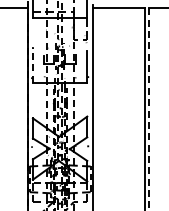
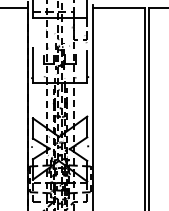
line: dashed -> solid (32, 64)
line: dashed -> solid (149, 109)
